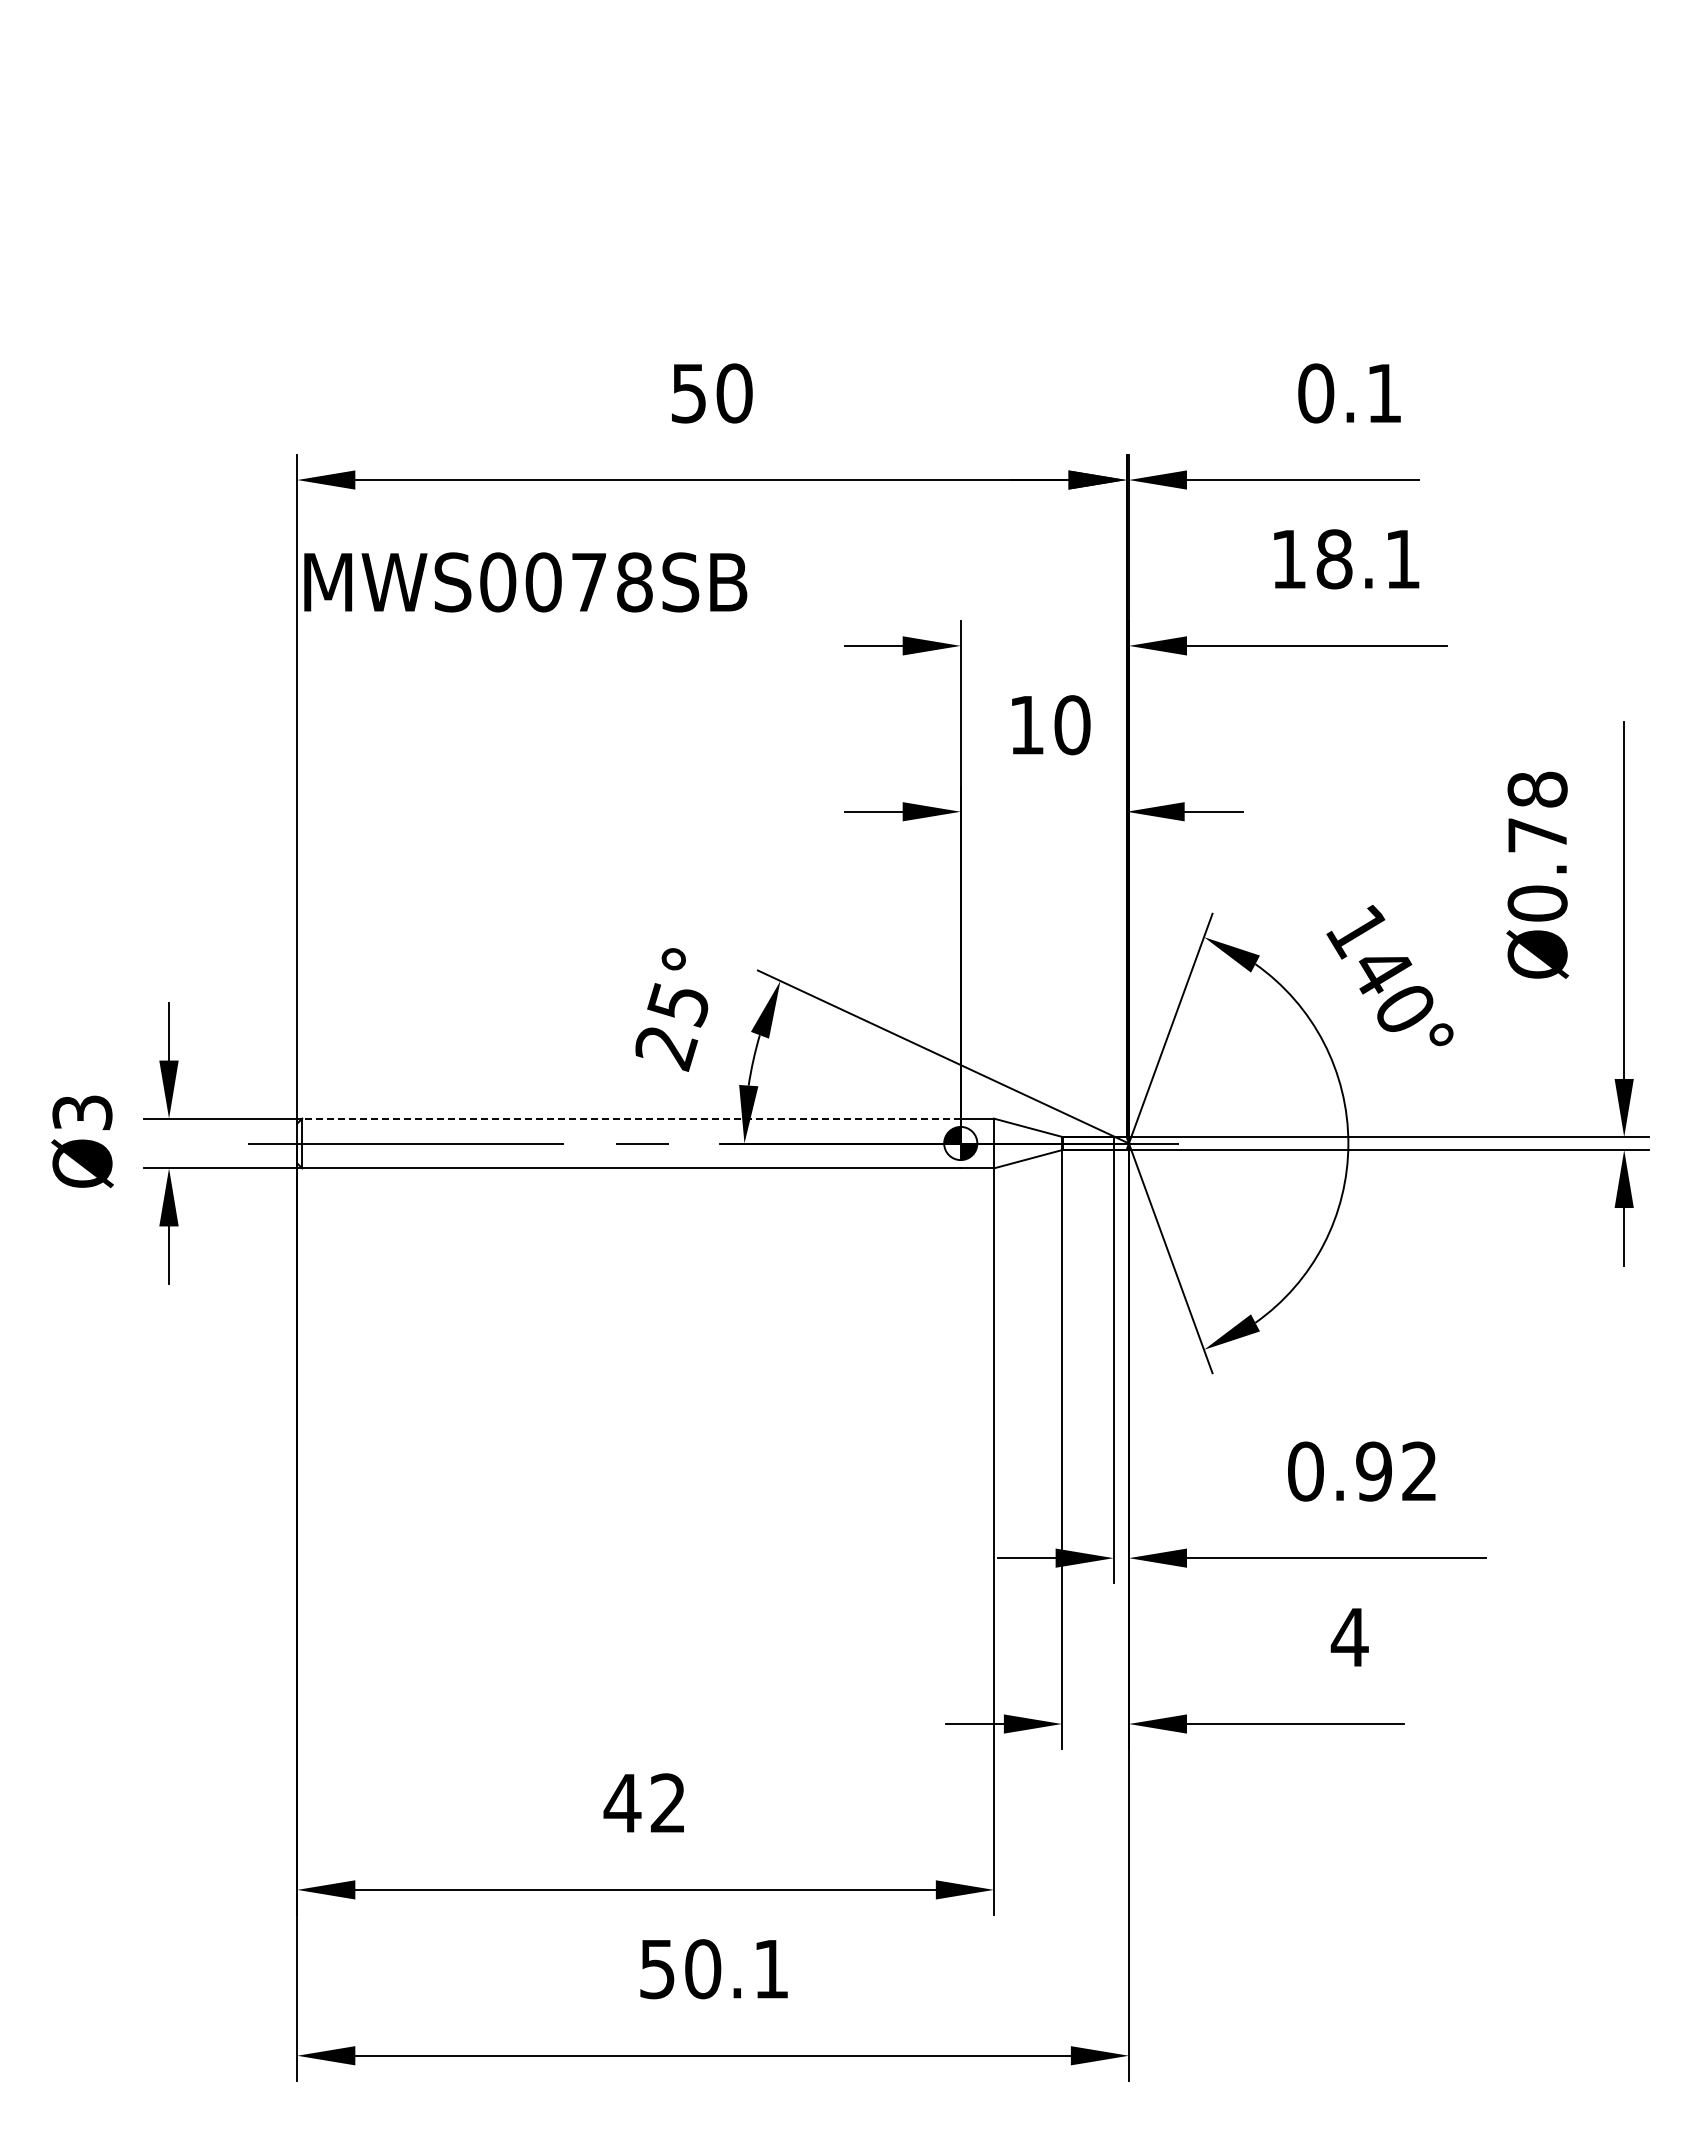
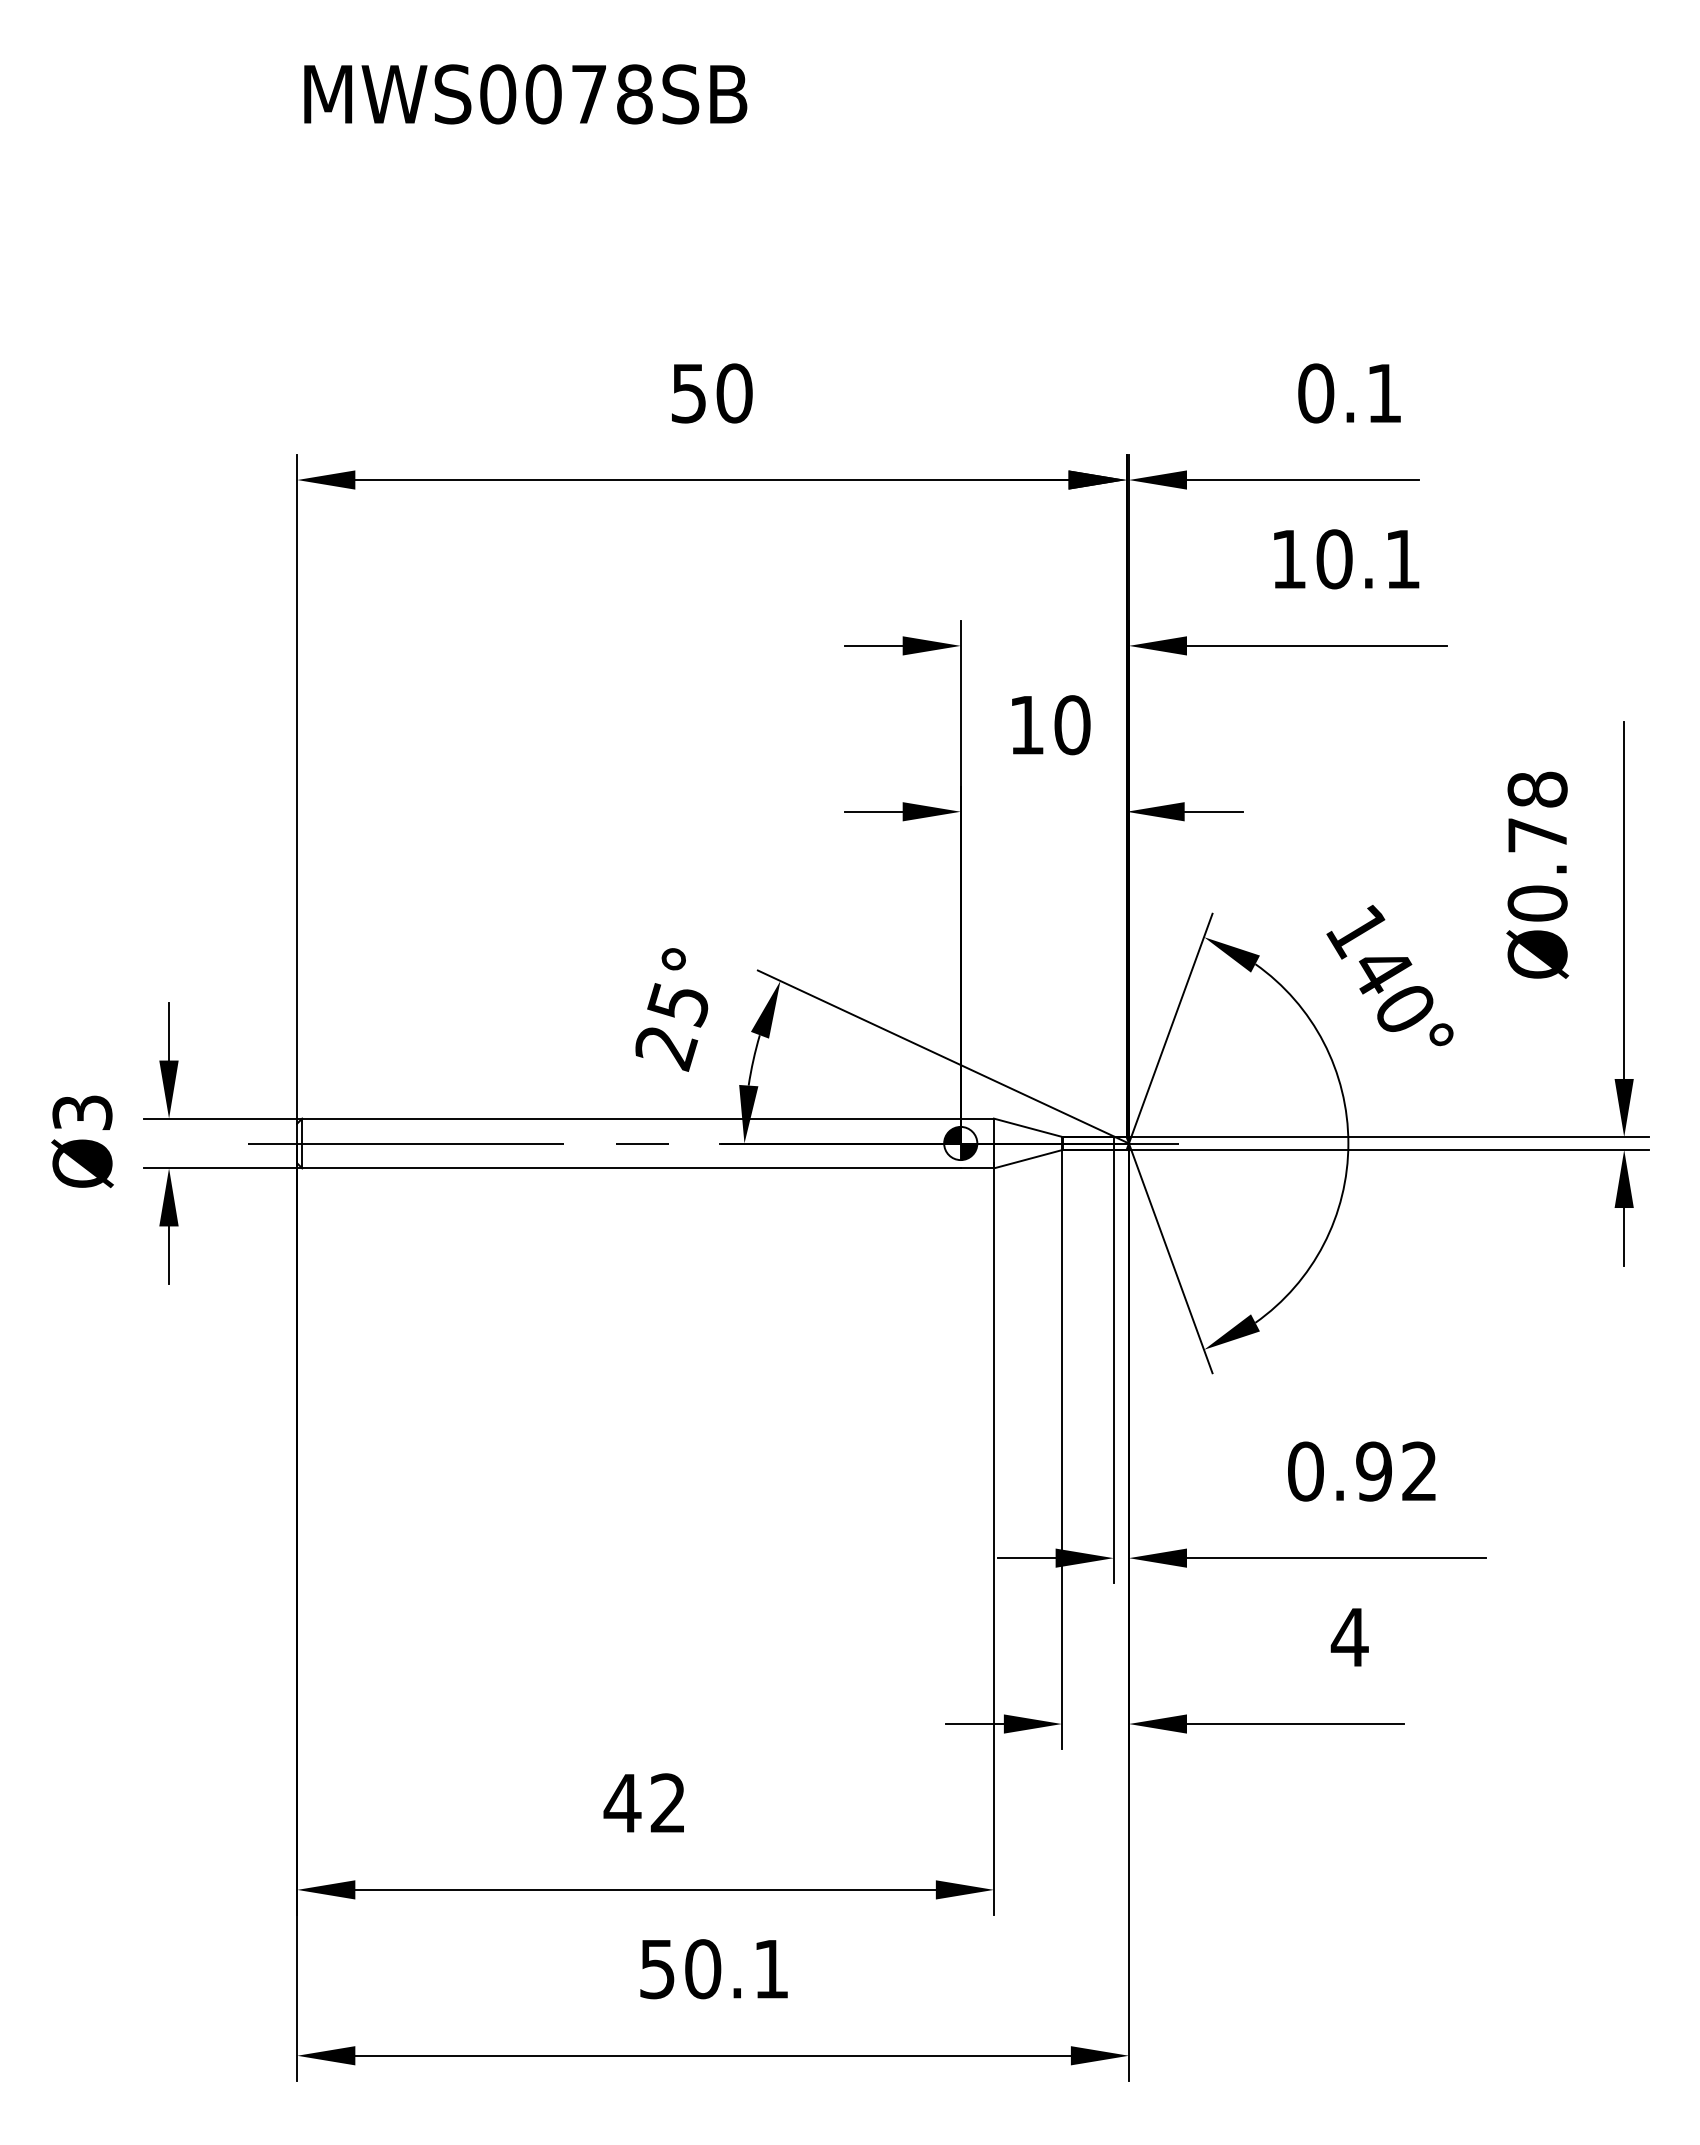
text: 18.1 -> 10.1 (1334, 559)
text position: (525, 582) -> (525, 94) (525, 94)
line: dashed -> solid (631, 1118)
